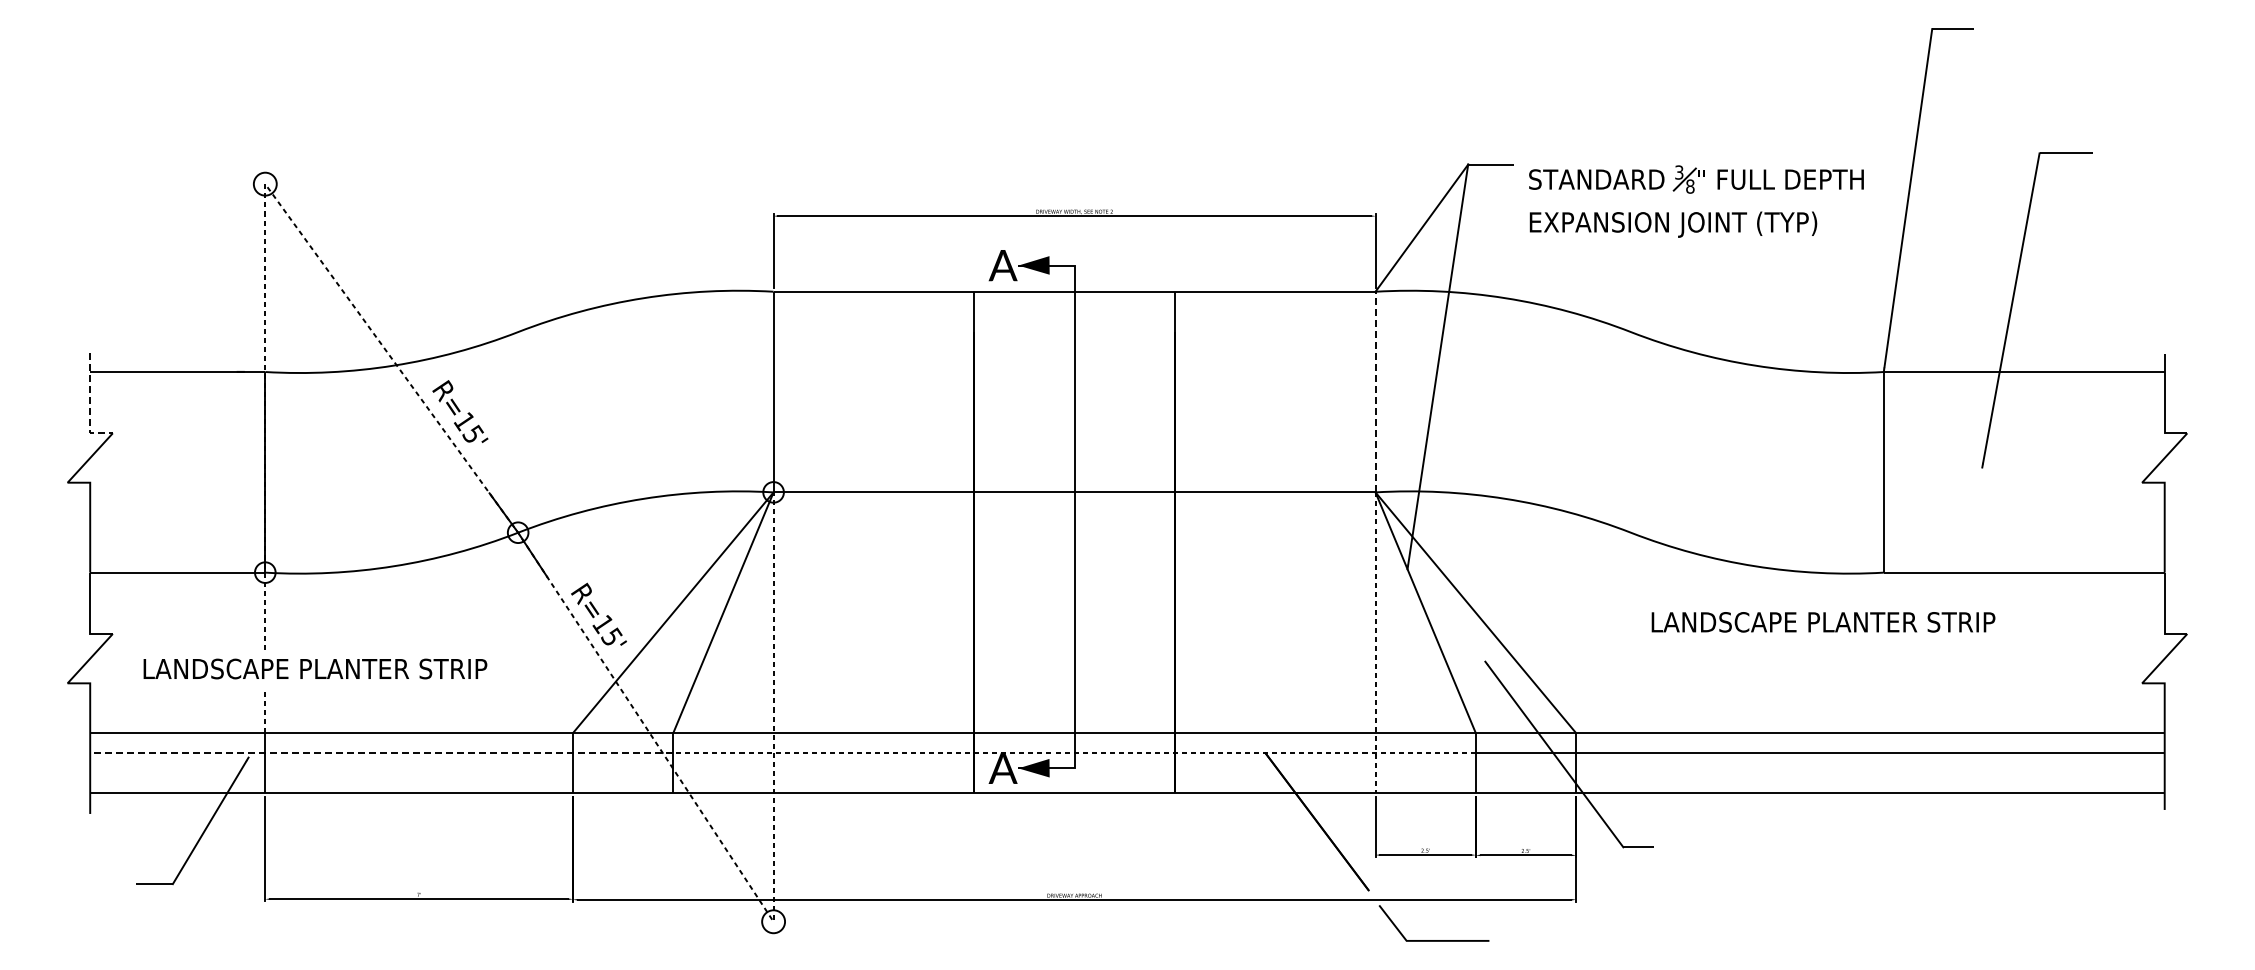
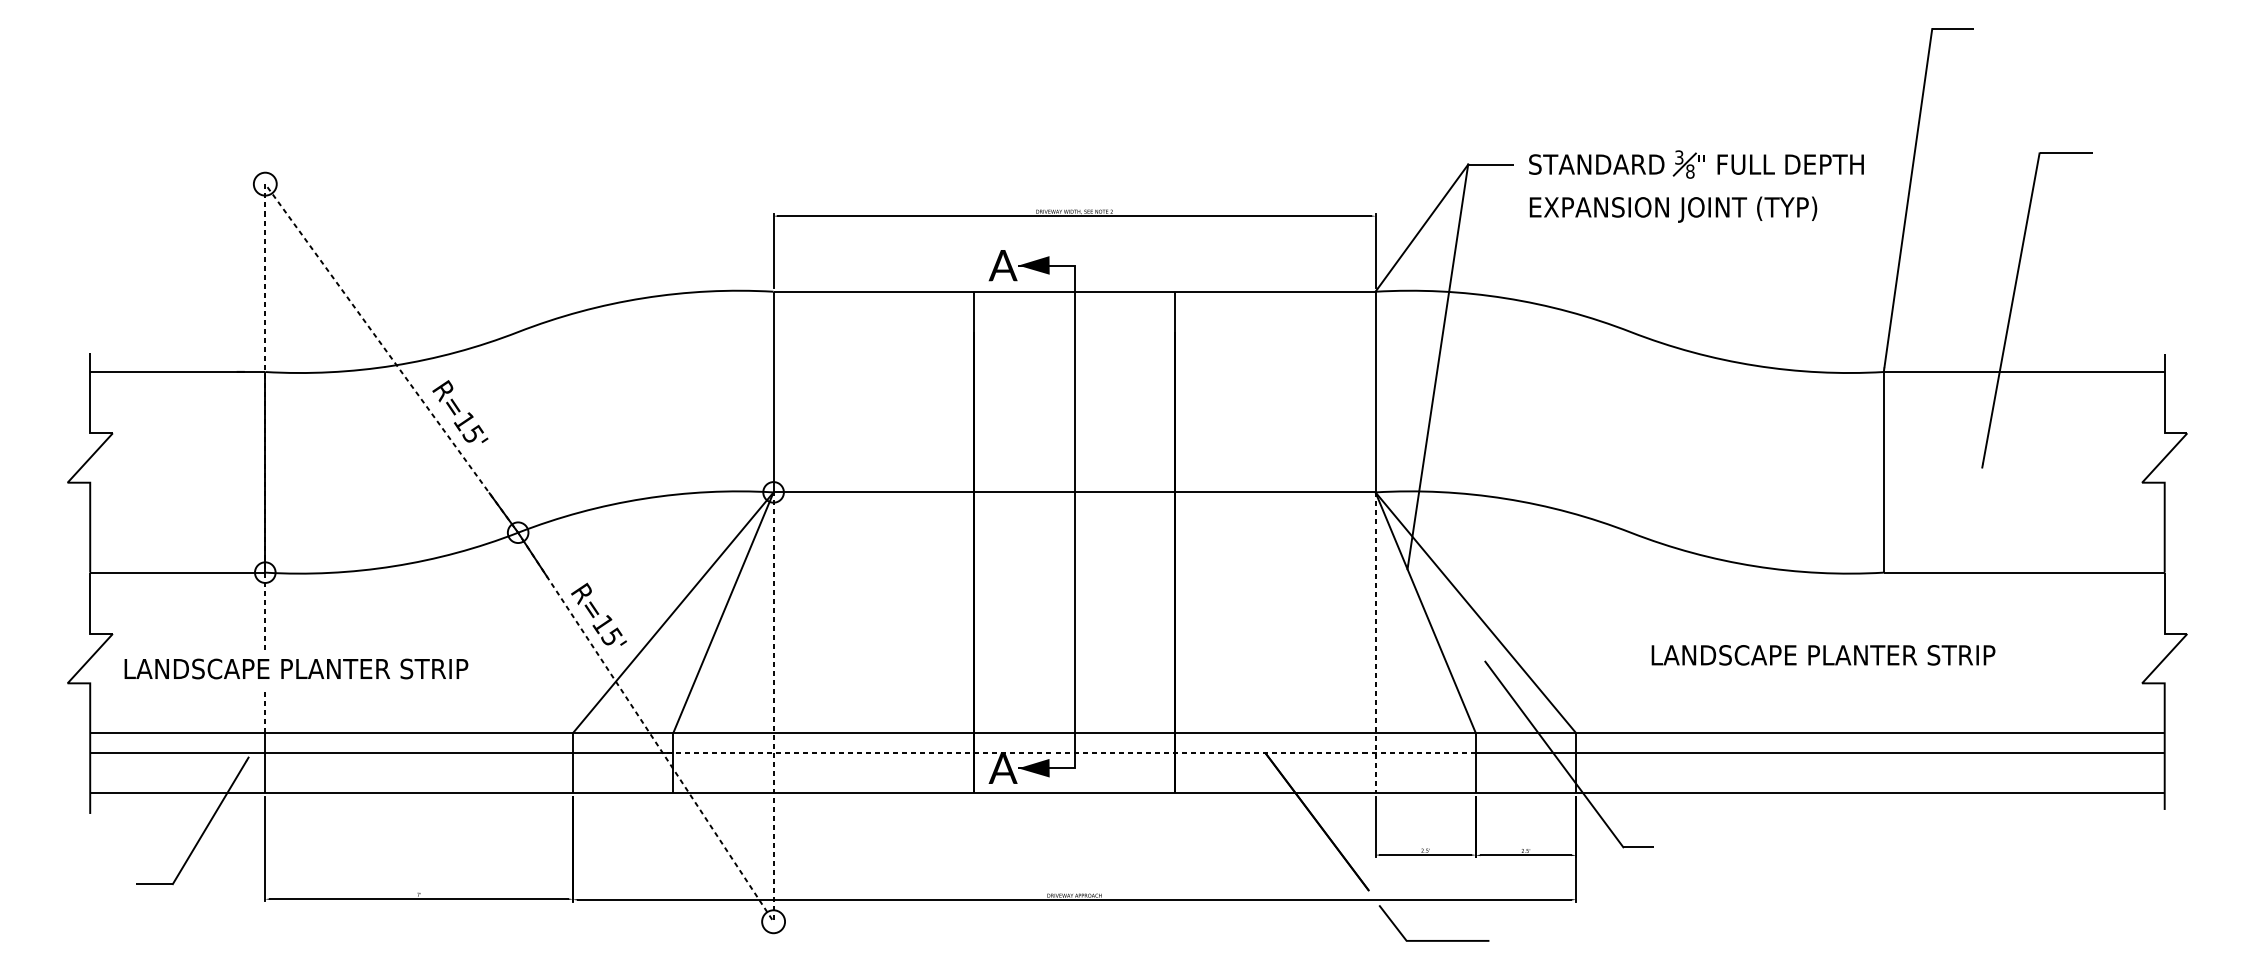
part position: (1692, 193) -> (1692, 178) (1692, 178)
line: dashed -> solid (1375, 391)
line: dashed -> solid (90, 405)
text position: (1823, 622) -> (1823, 655) (1823, 655)
text position: (315, 668) -> (296, 668) (296, 668)
line: dashed -> solid (381, 753)
